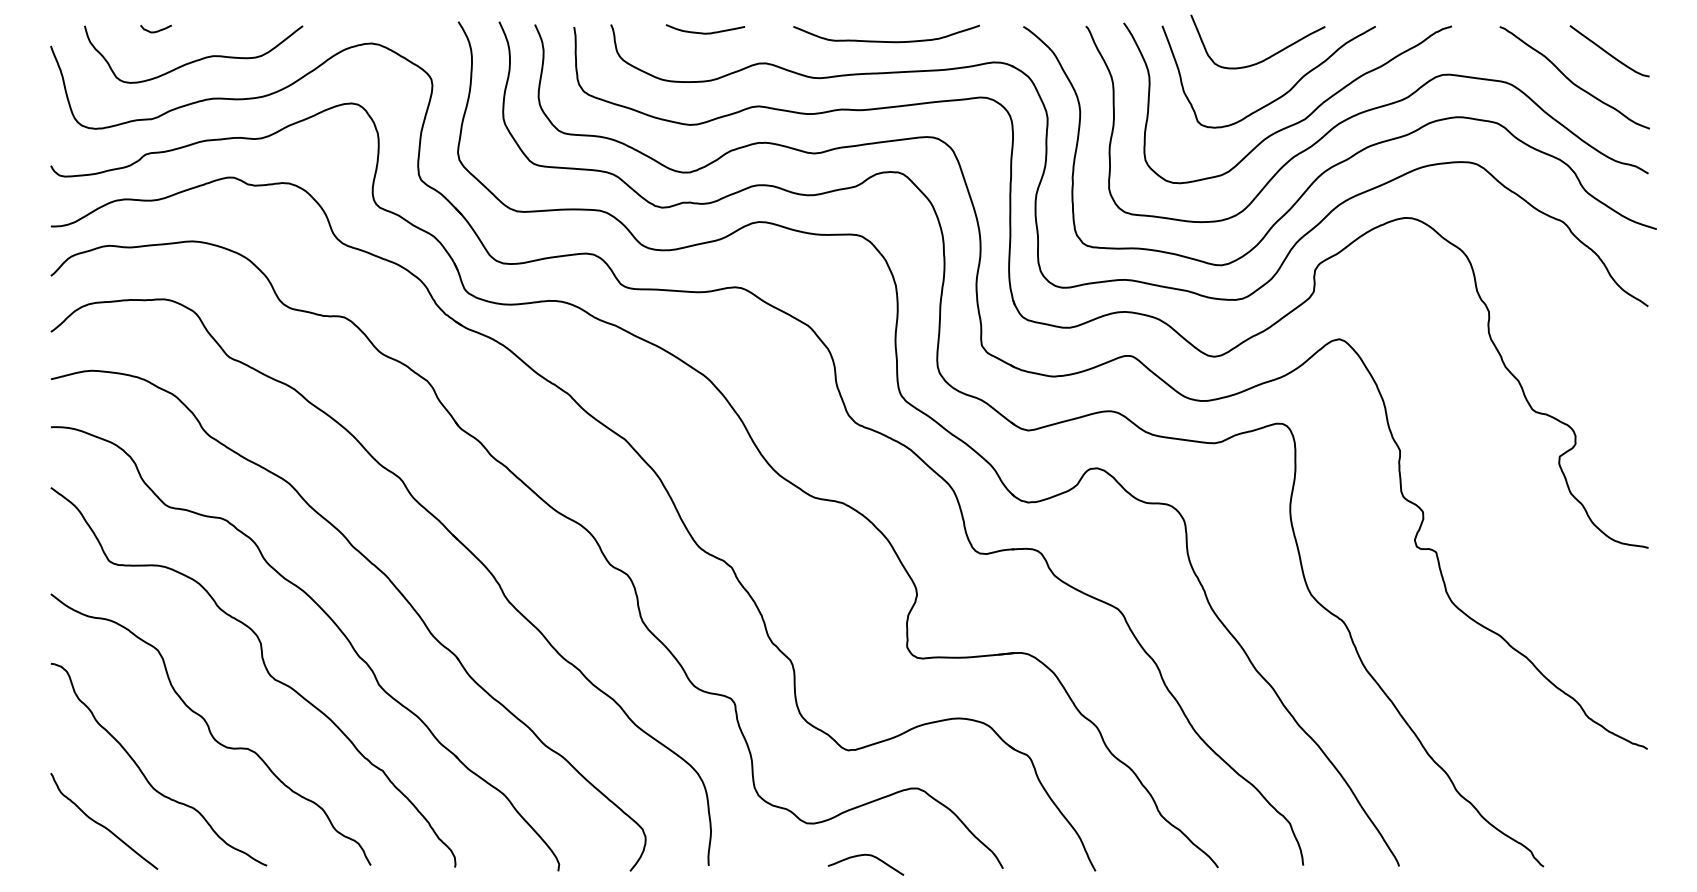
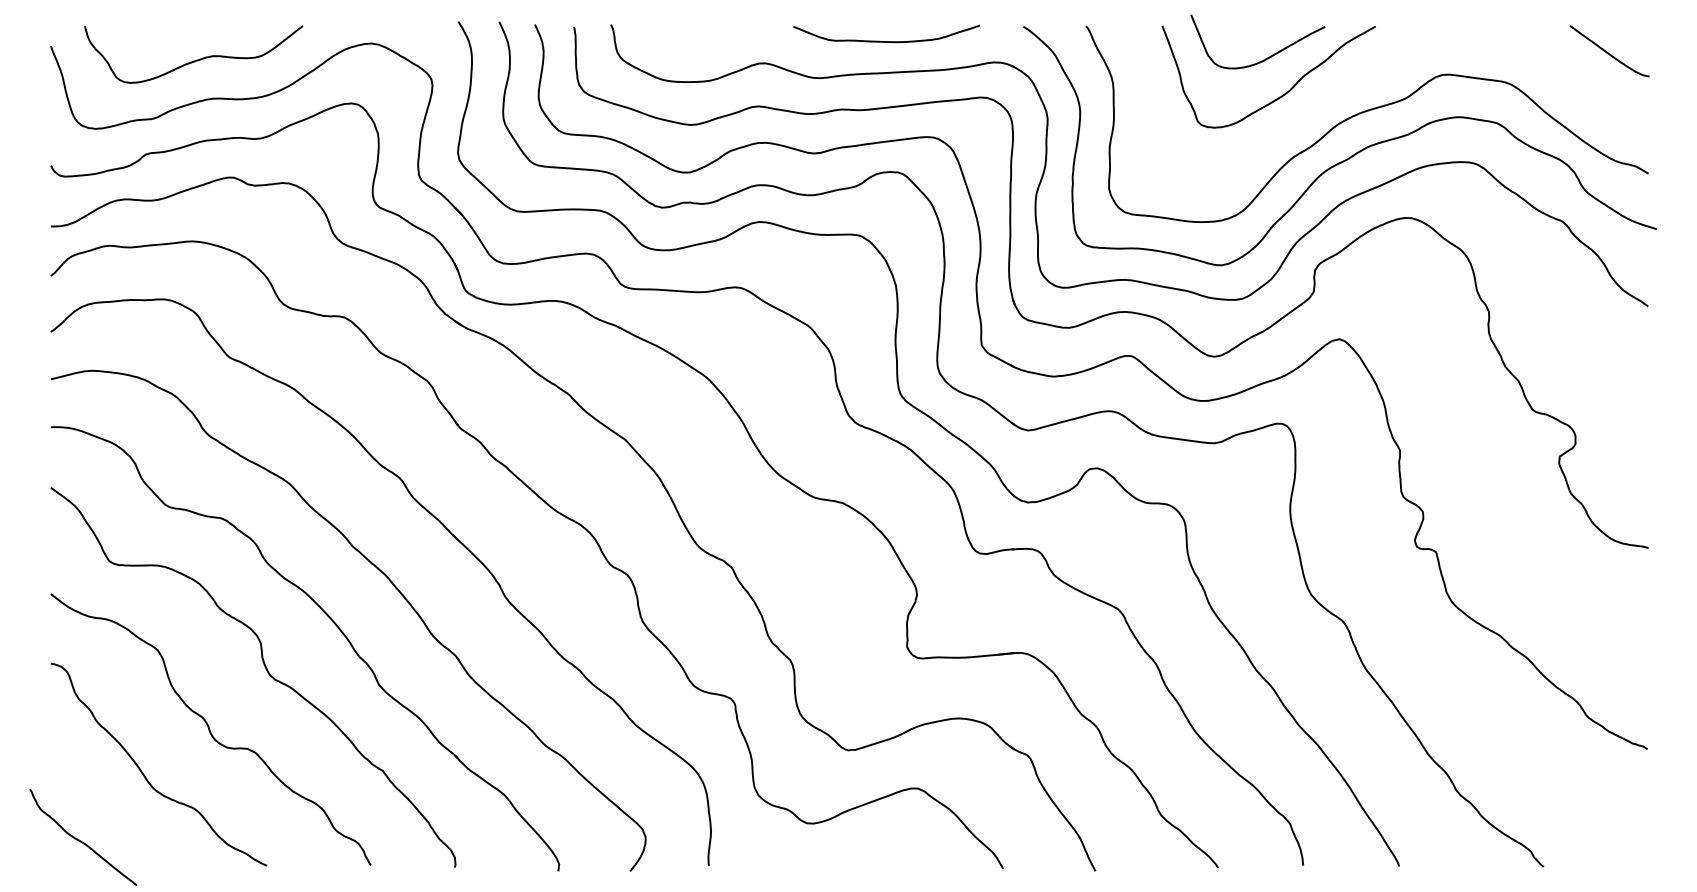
curve: present -> none (156, 30)
curve: present -> none (705, 32)
curve: present -> none (1571, 80)
curve: present -> none (1293, 123)
curve position: (102, 824) -> (81, 840) (81, 840)
curve: present -> none (861, 856)
